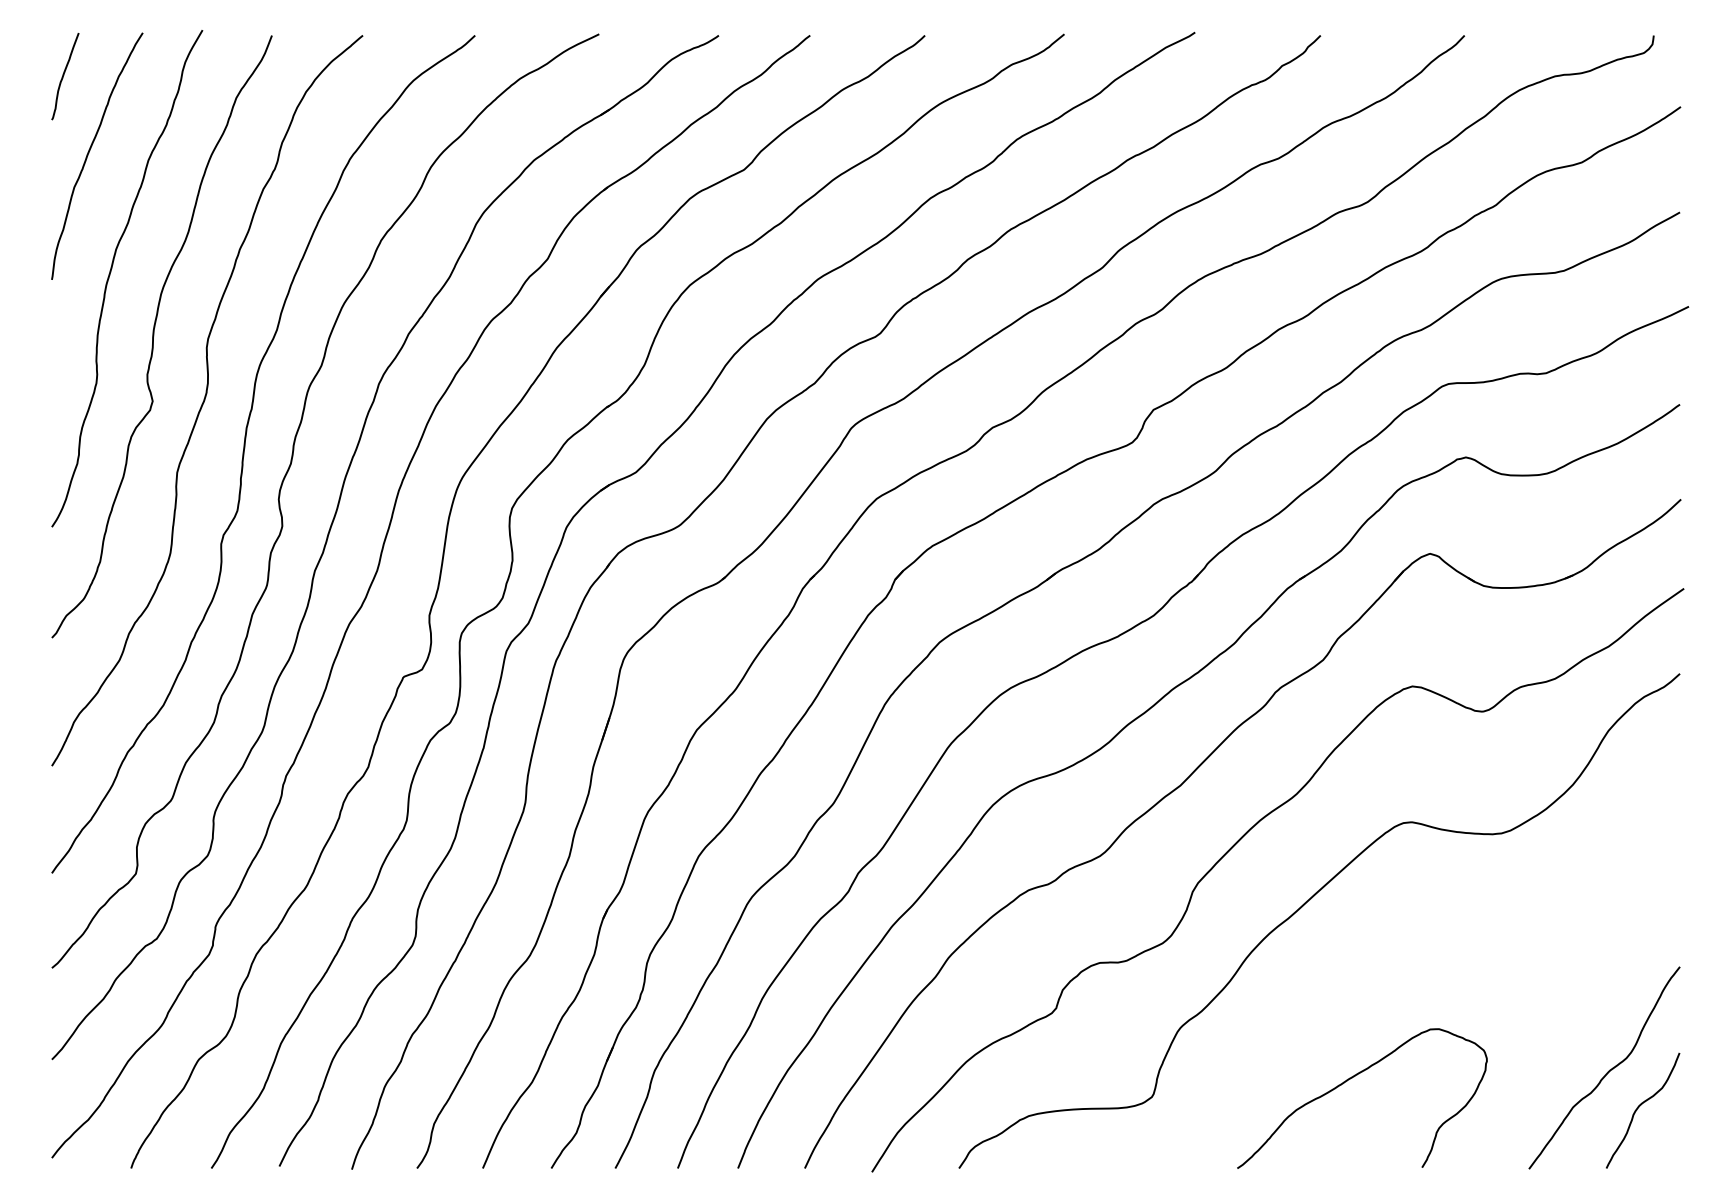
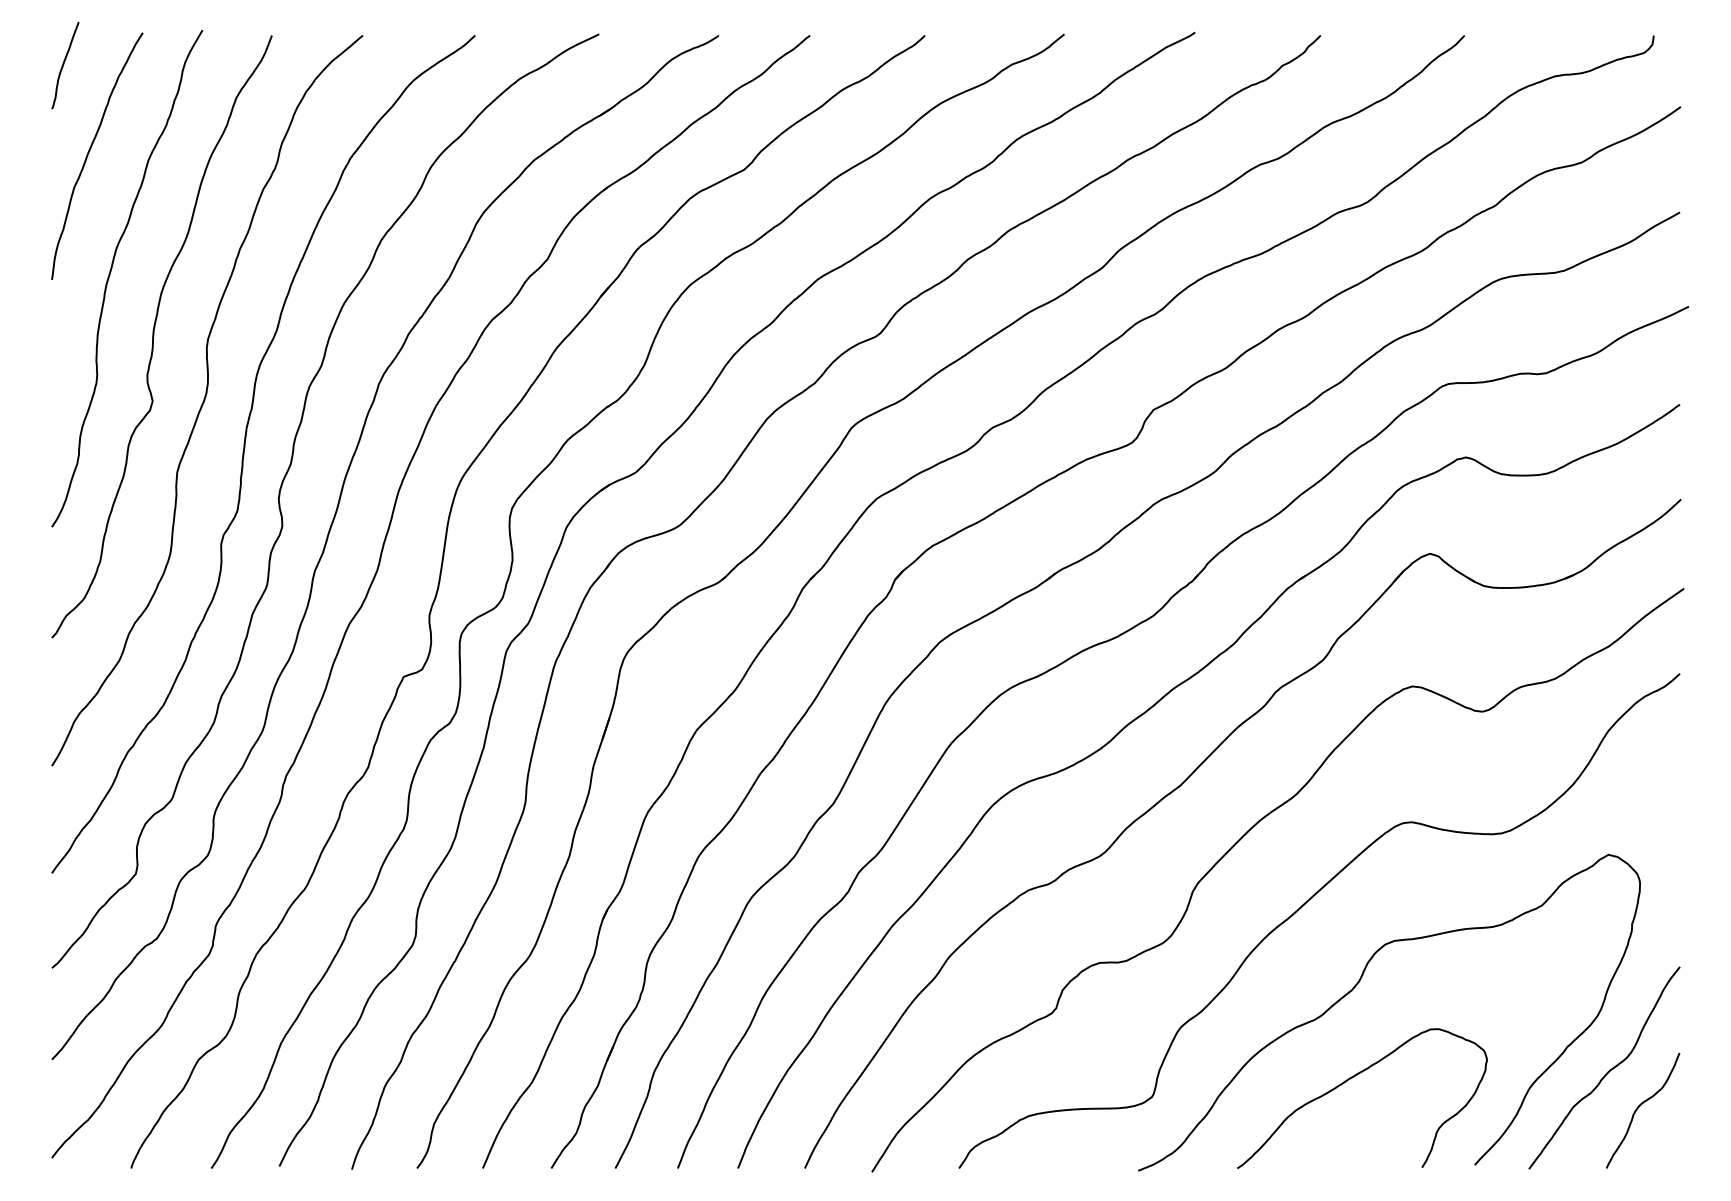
curve position: (64, 75) -> (64, 64) (64, 64)
curve: none -> present (1357, 985)
